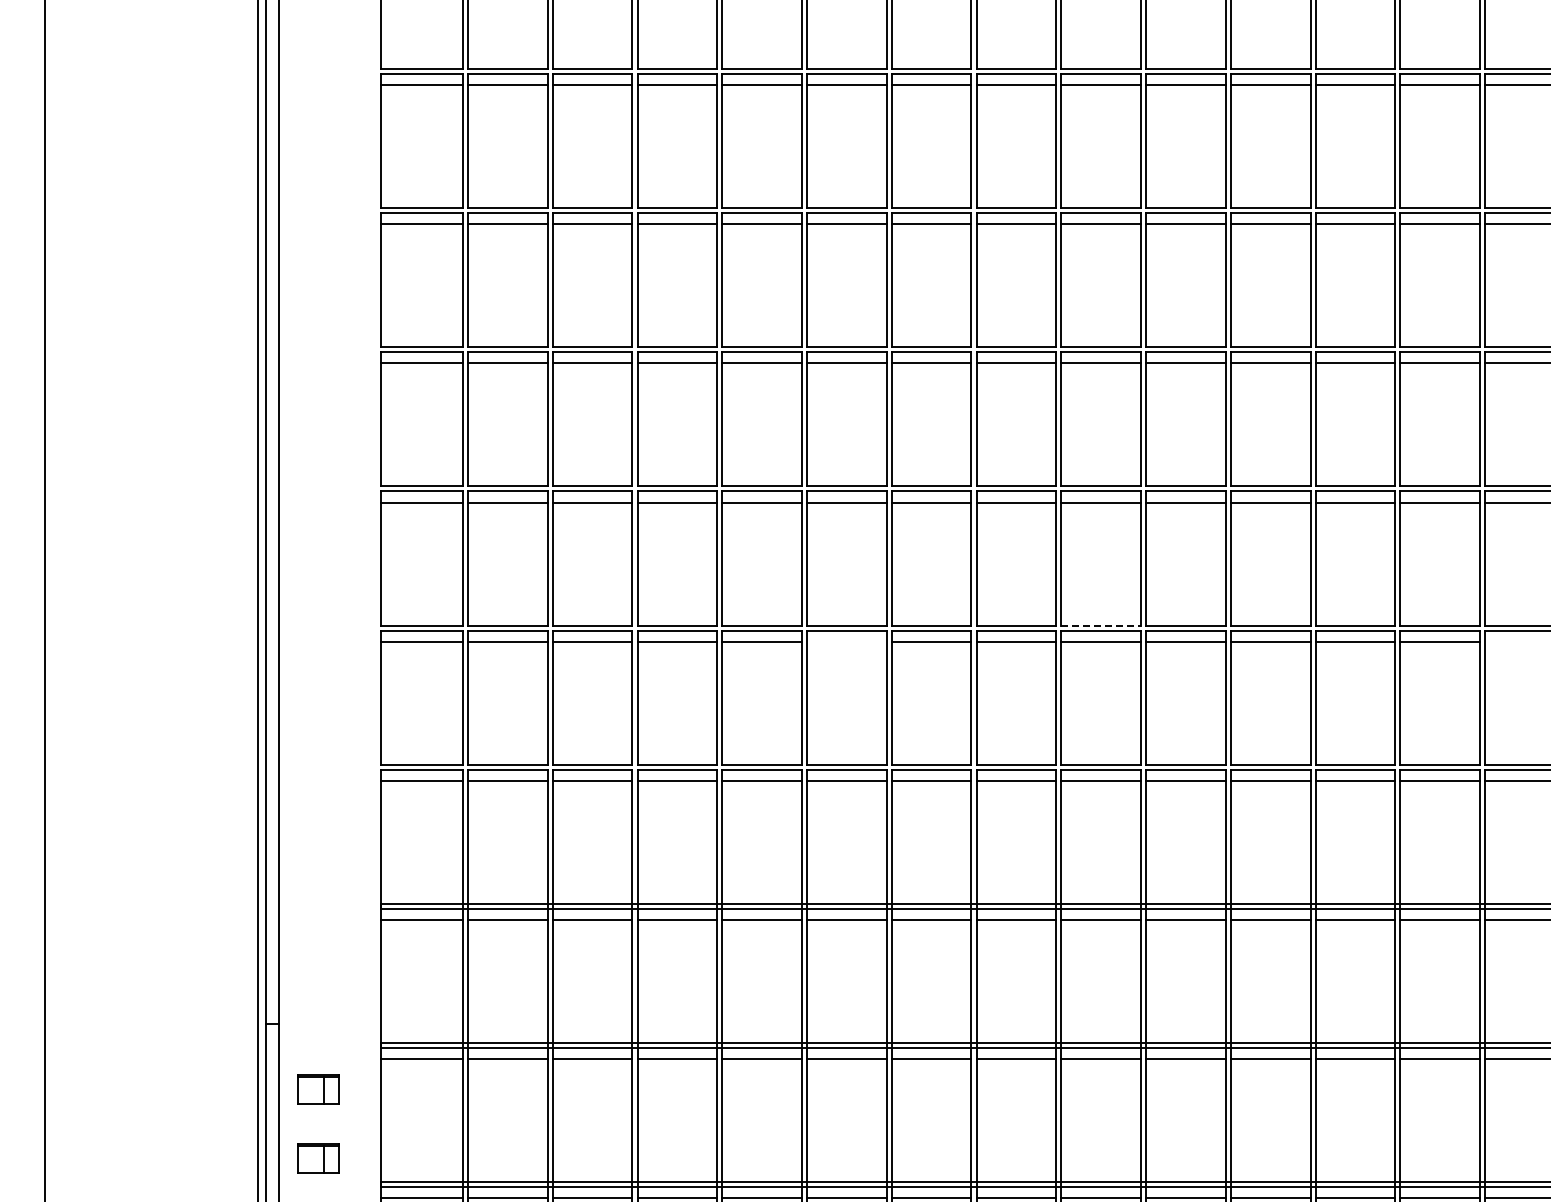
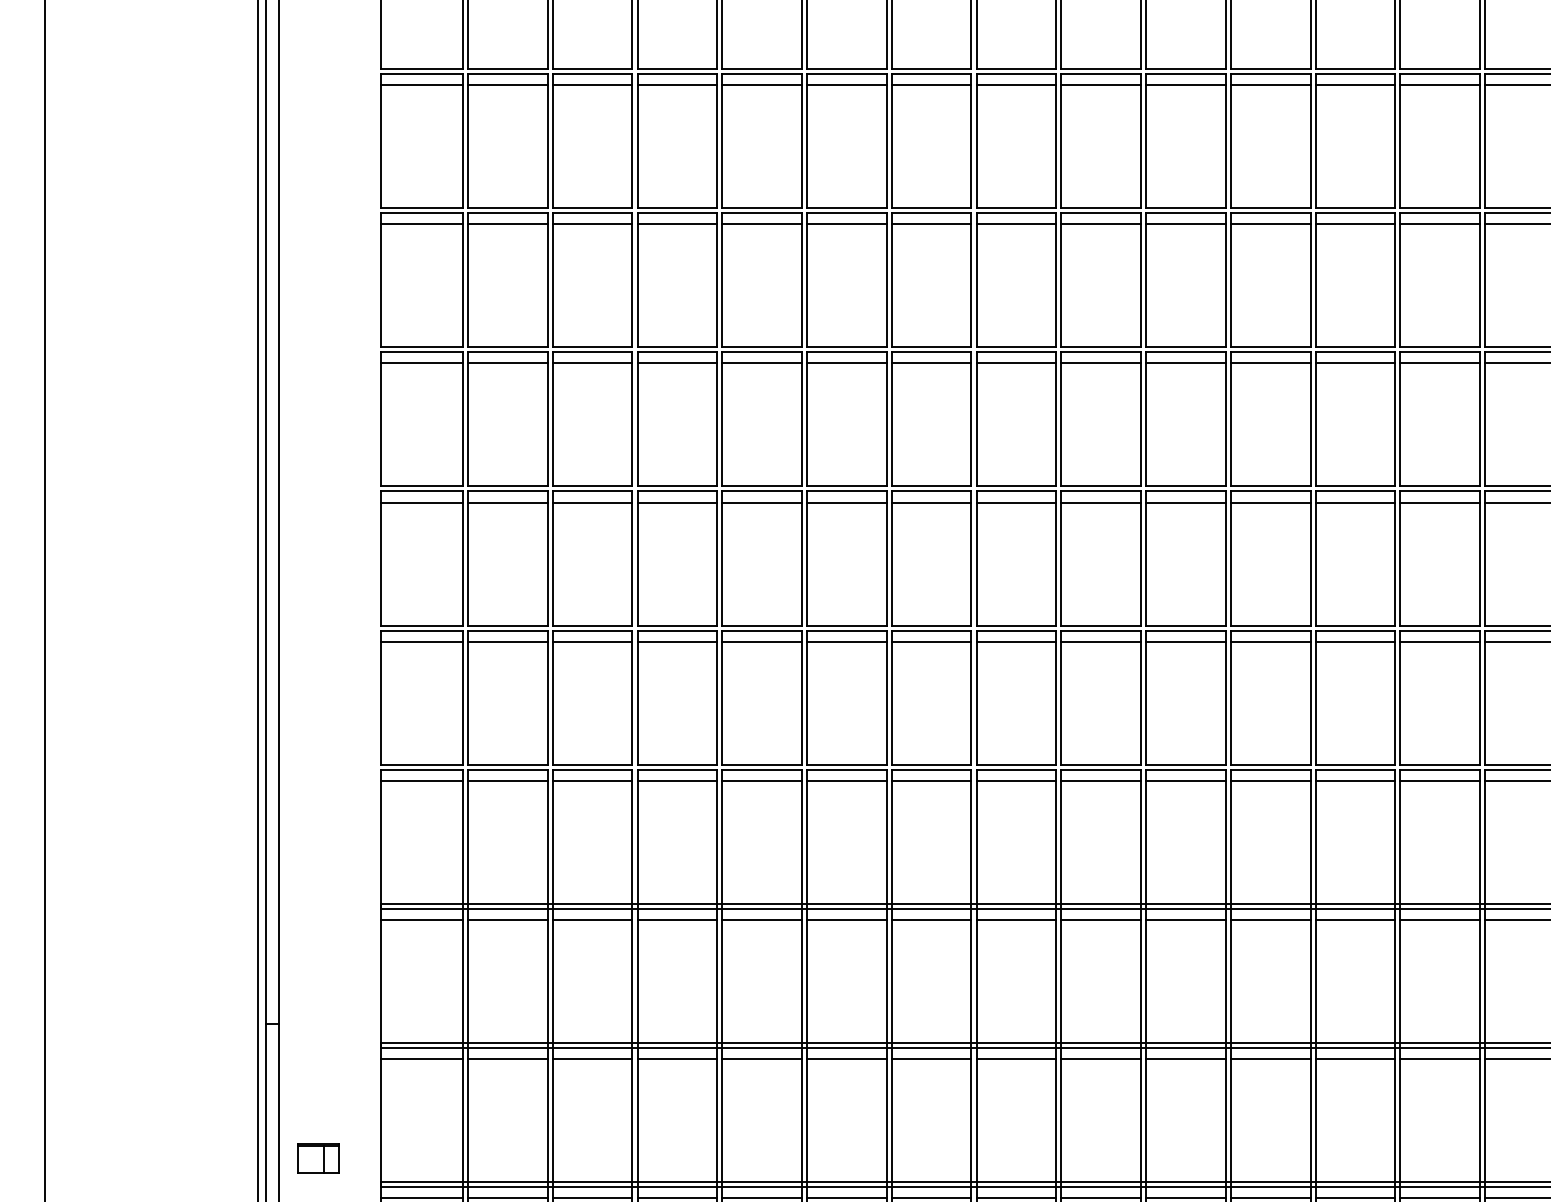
line: dashed -> solid (1101, 625)
line: none -> present (846, 641)
line: none -> present (1516, 641)
part: present -> none (318, 1089)
